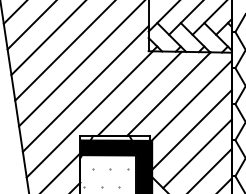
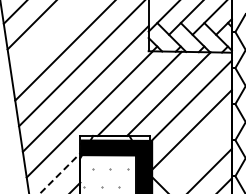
line: present -> none (47, 38)
line: present -> none (197, 153)
line: solid -> dashed (60, 173)
